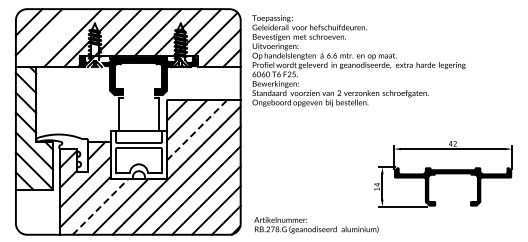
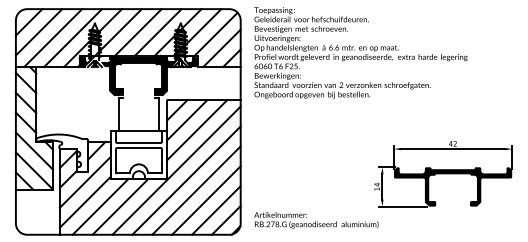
line: none -> present (53, 37)
text position: (358, 60) -> (360, 52) (360, 52)
line: dashed -> solid (197, 129)
line: dashed -> solid (100, 206)
text position: (316, 225) -> (316, 220) (316, 220)
